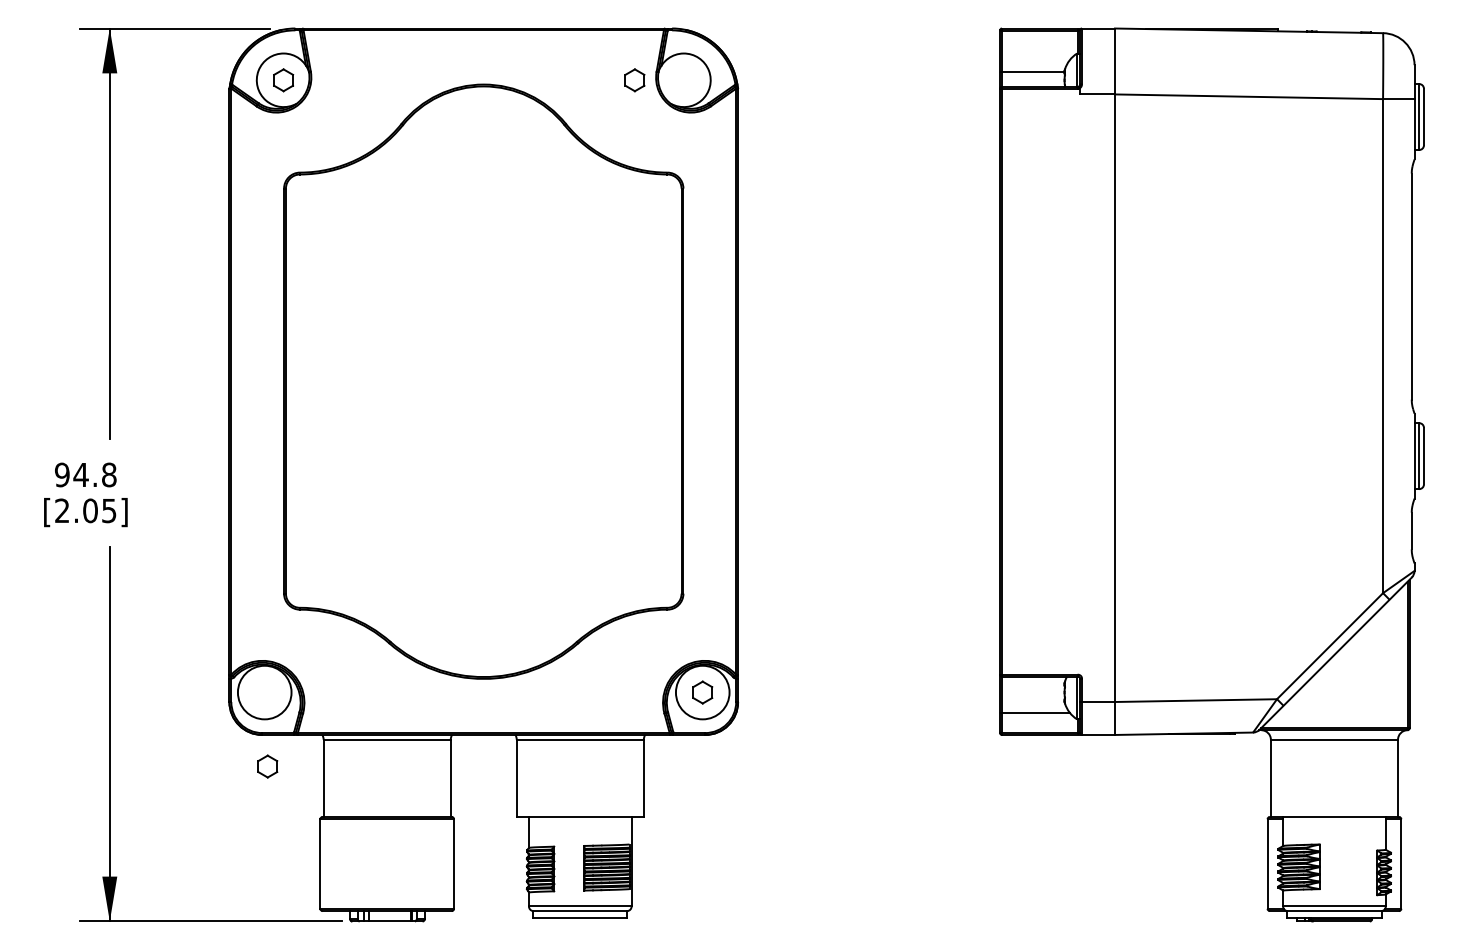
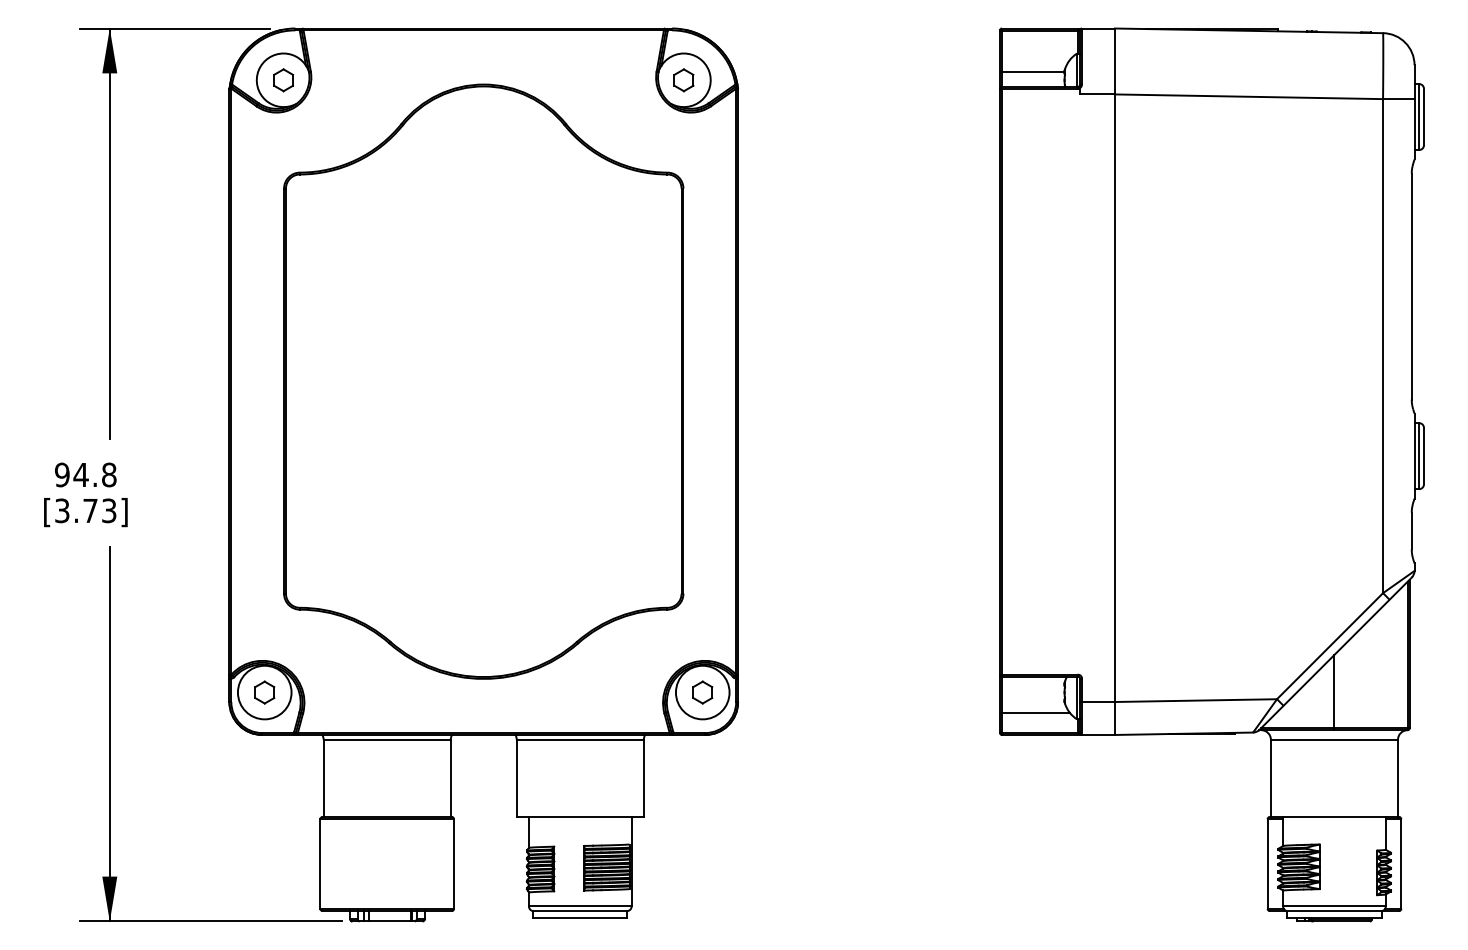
part position: (634, 80) -> (683, 80) (683, 80)
text: [2.05] -> [3.73] (85, 510)
line: none -> present (1334, 692)
part position: (267, 766) -> (264, 692) (264, 692)
